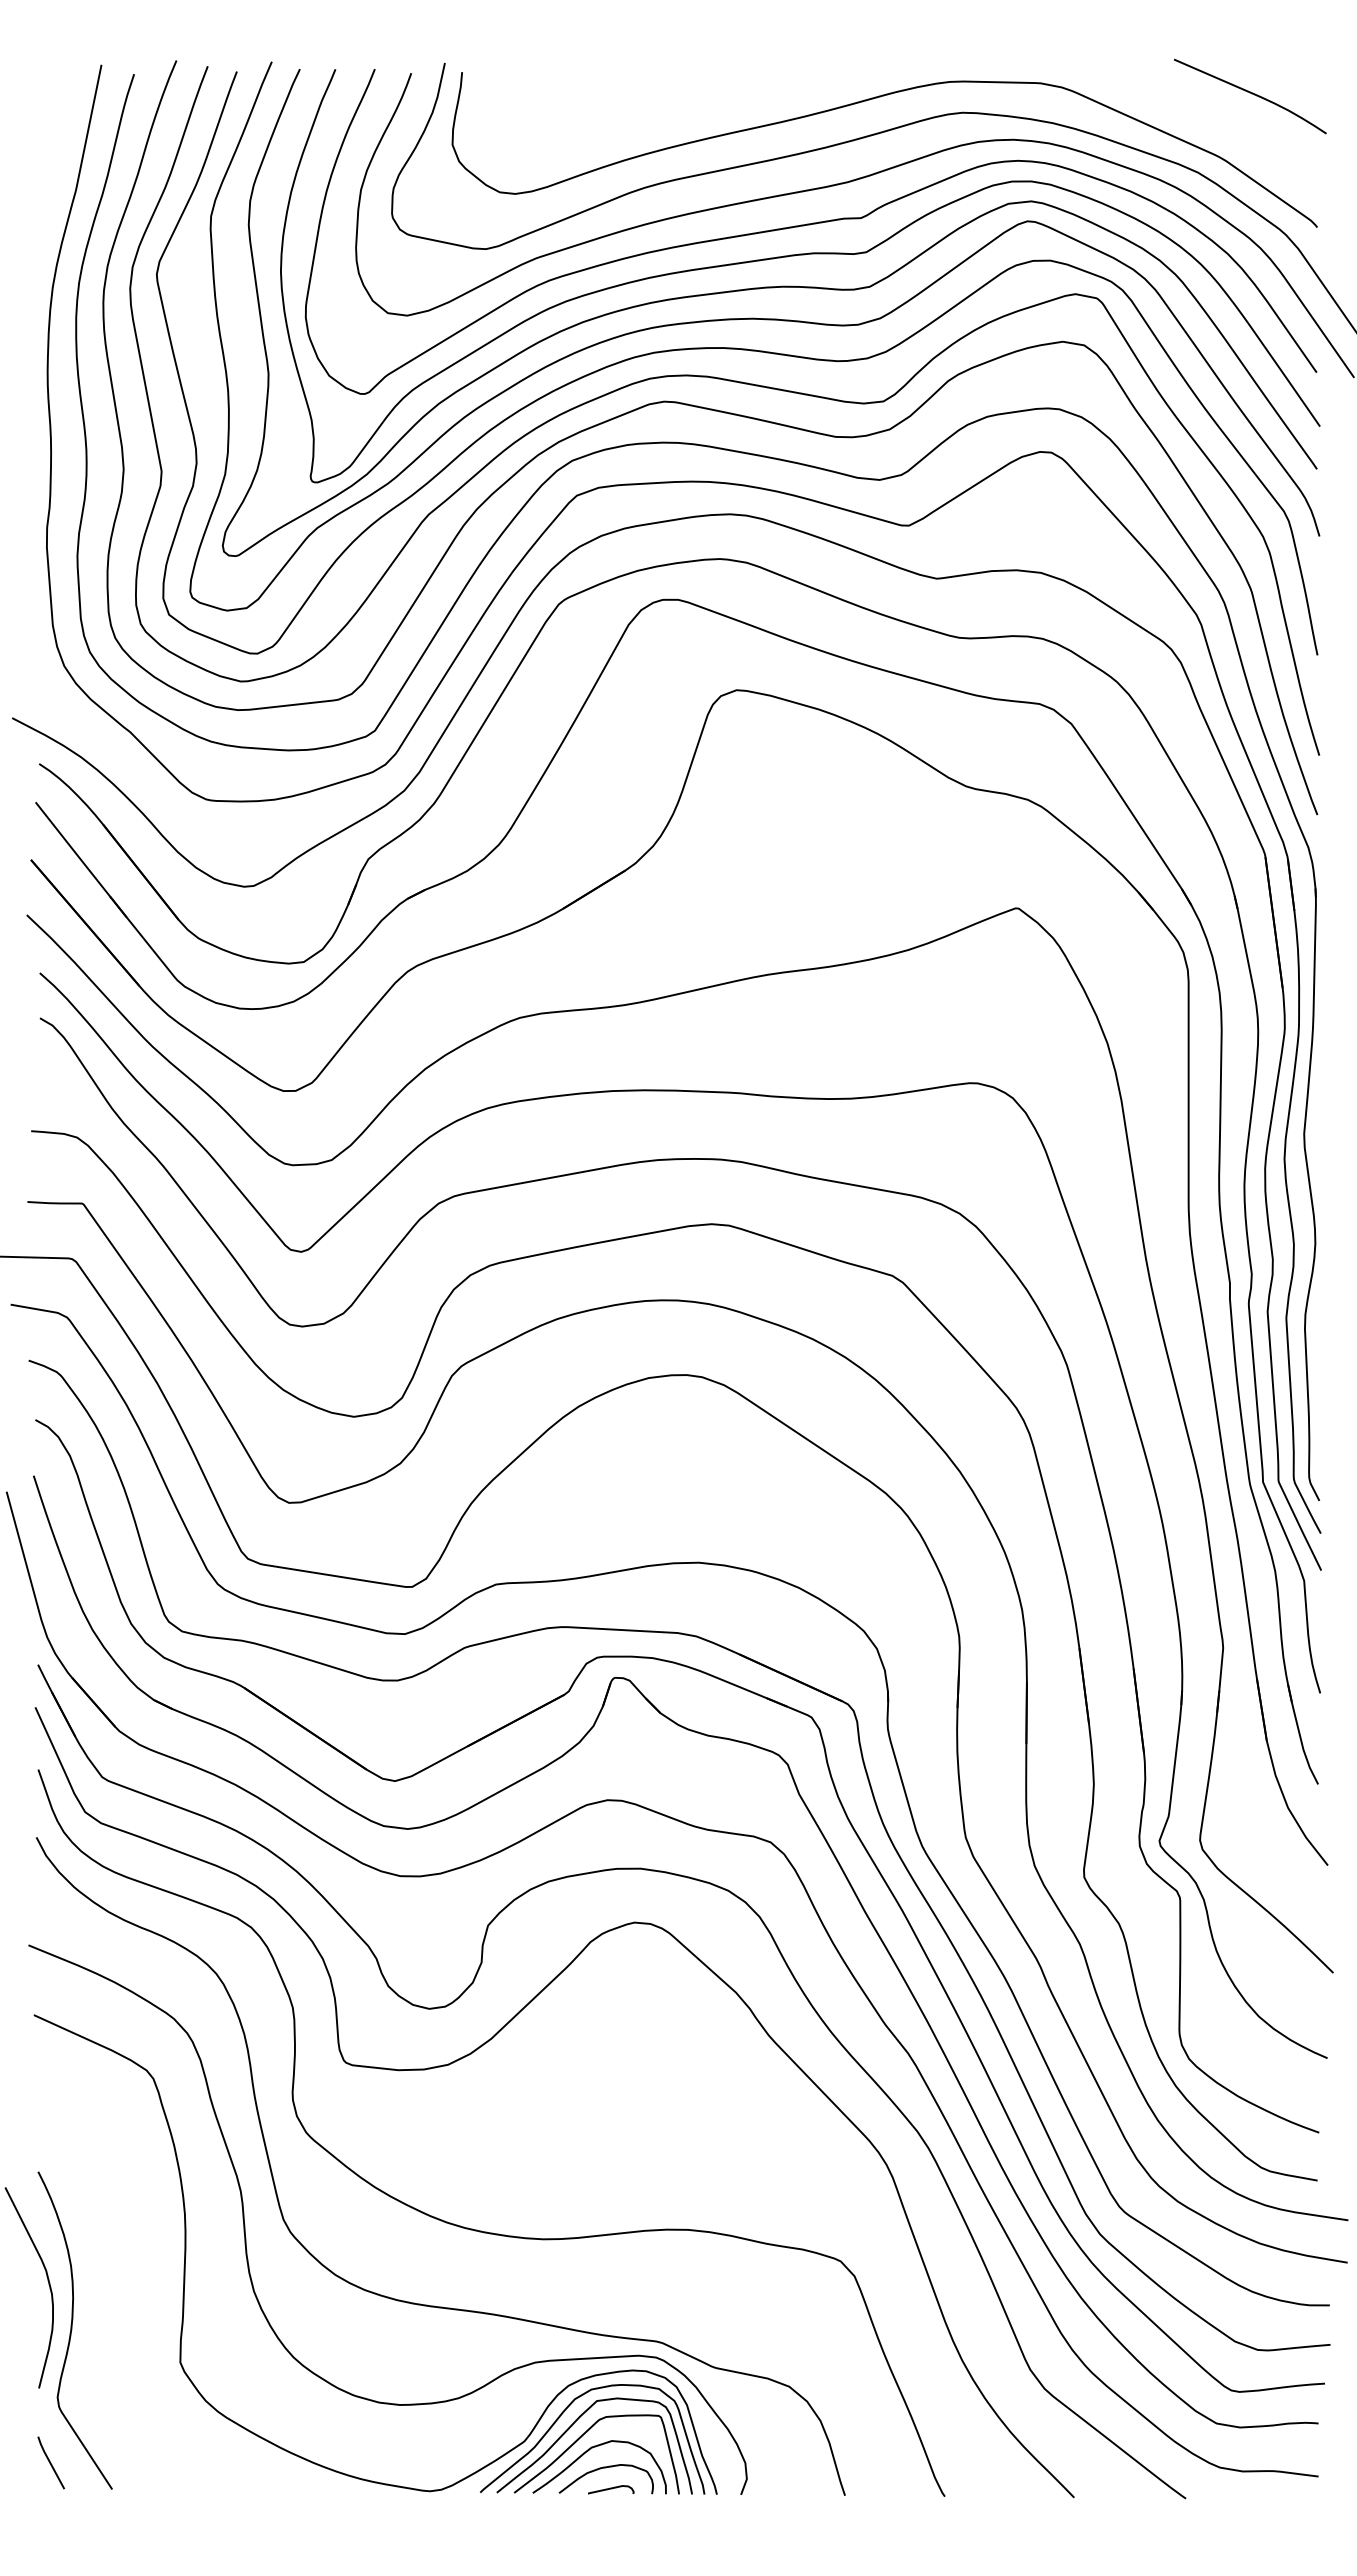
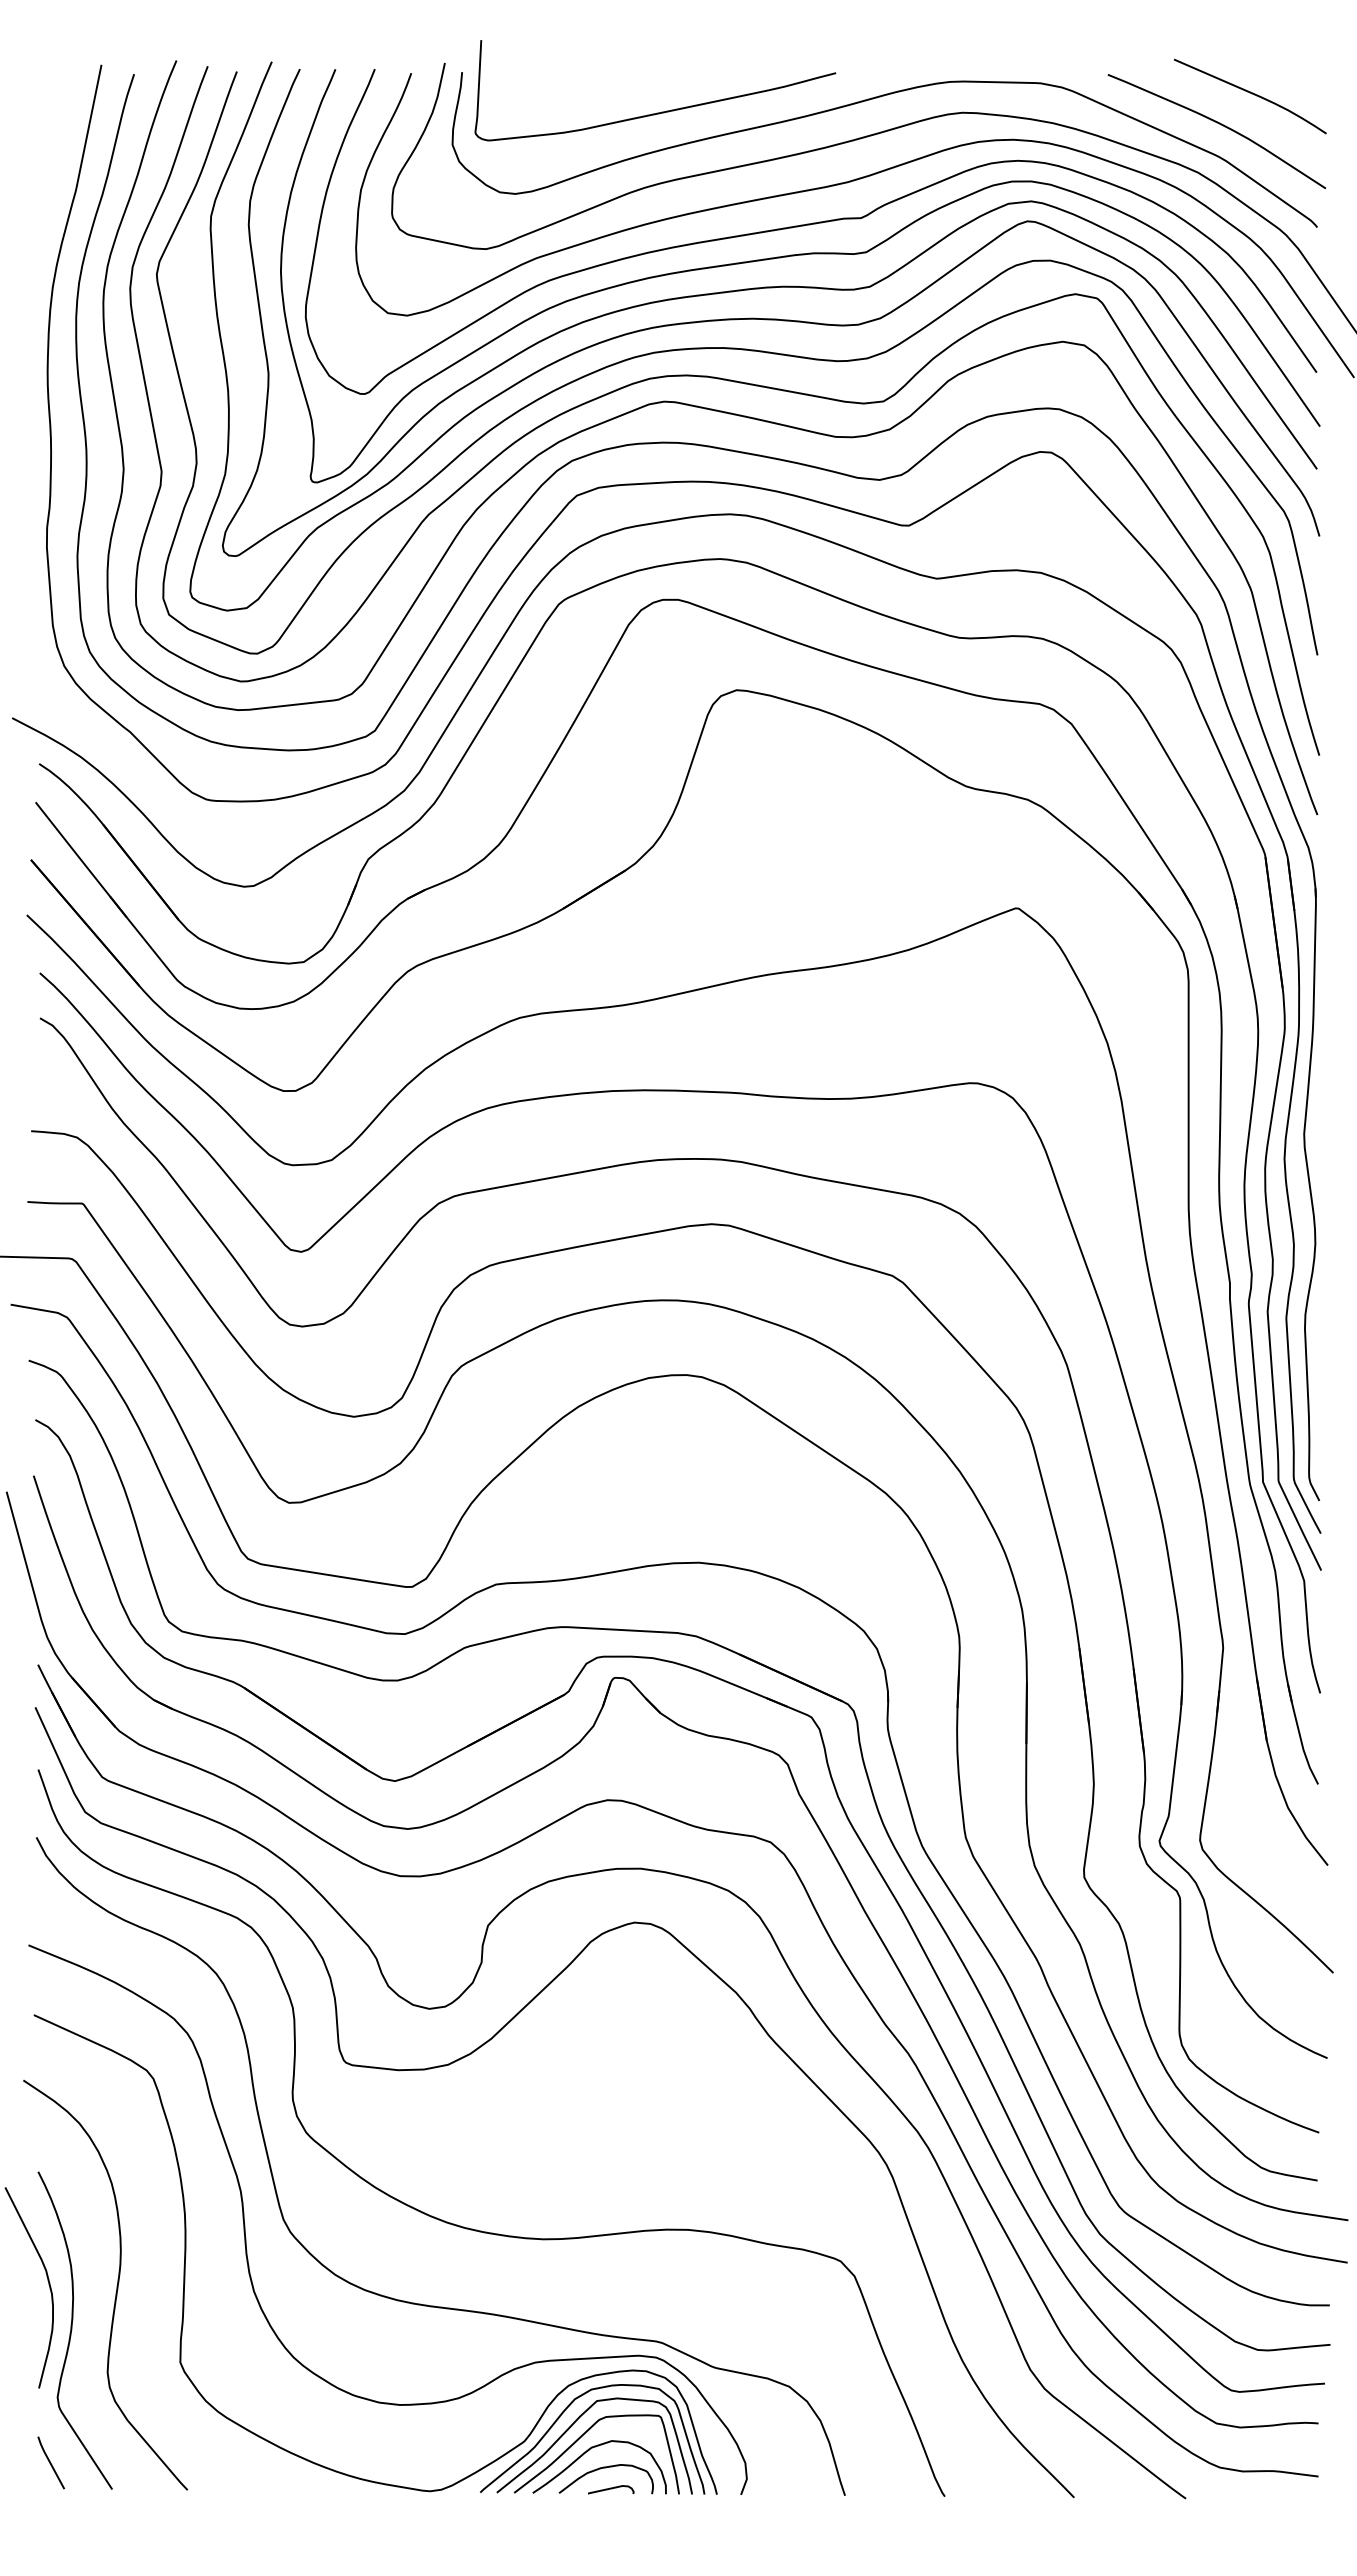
curve: none -> present (661, 111)
curve: none -> present (1219, 124)
curve: none -> present (116, 2285)
